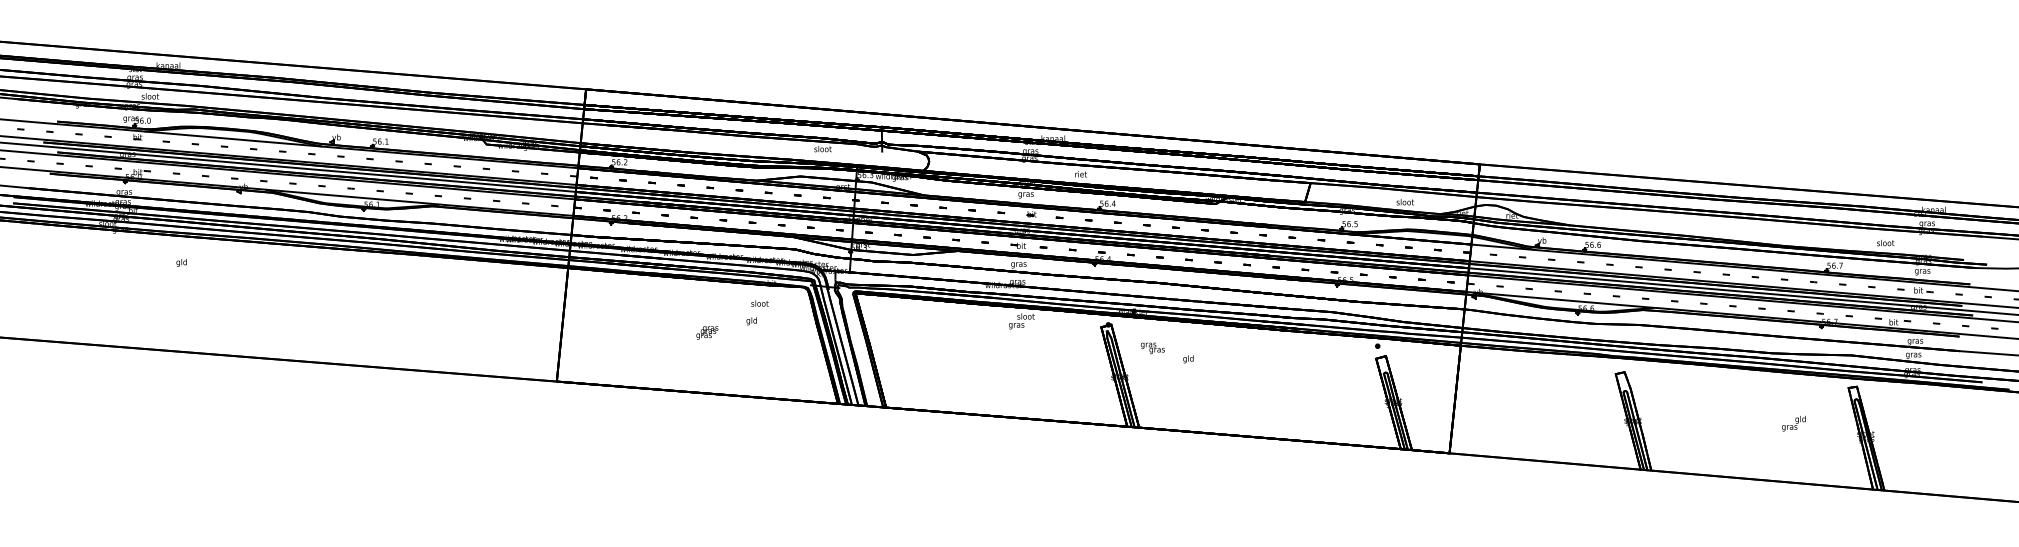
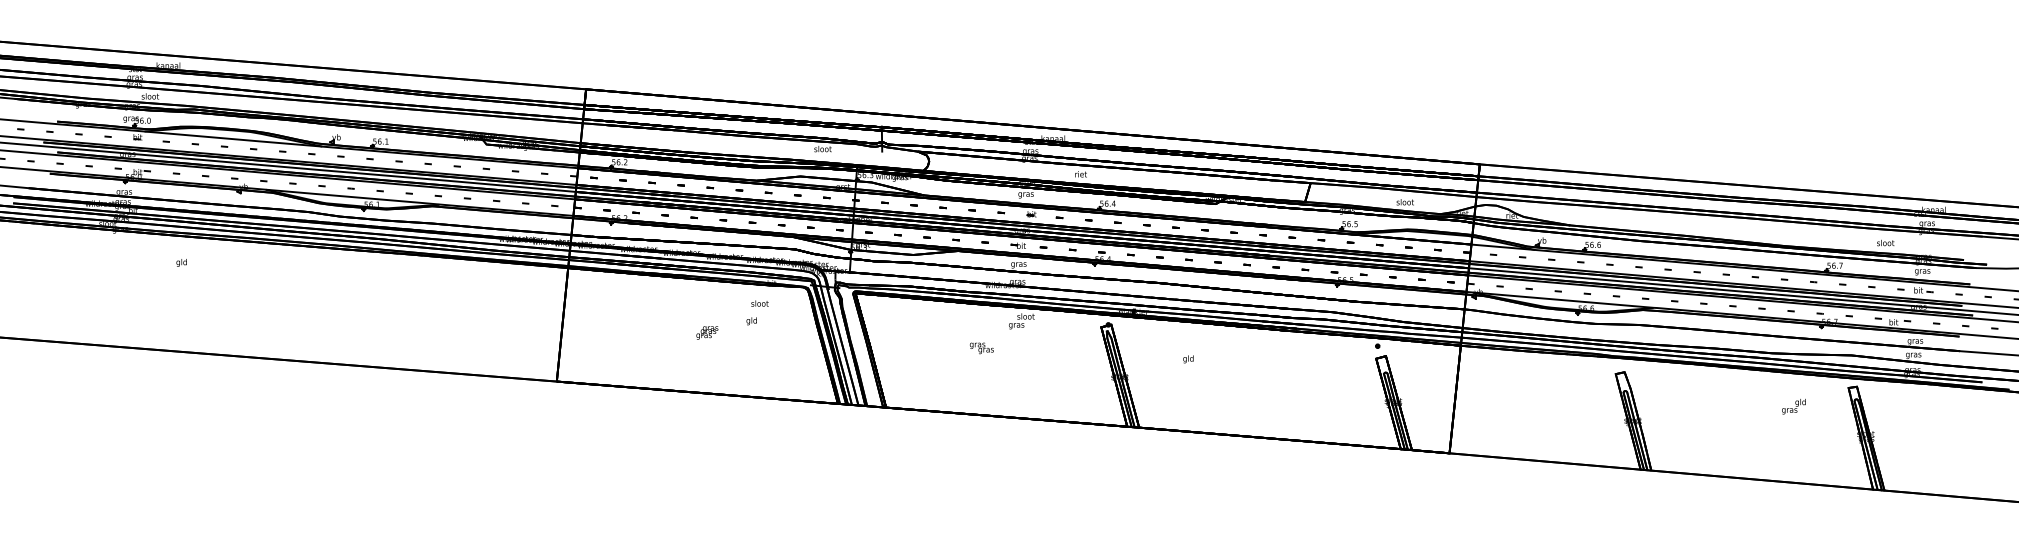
text position: (1152, 348) -> (981, 348) (981, 348)
text position: (1793, 423) -> (1793, 406) (1793, 406)
